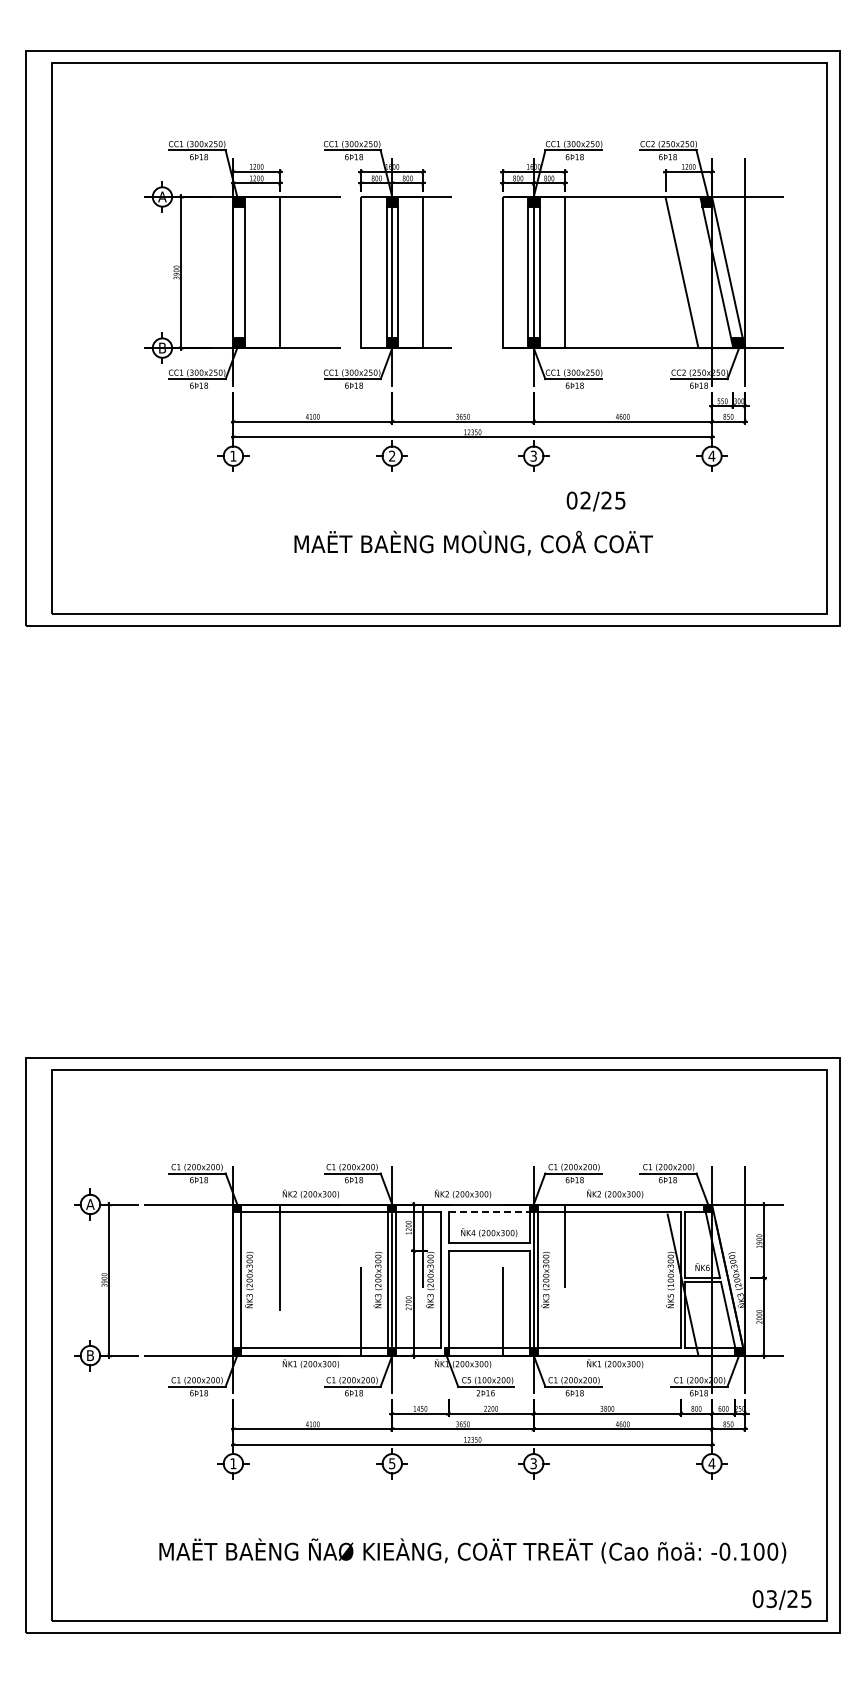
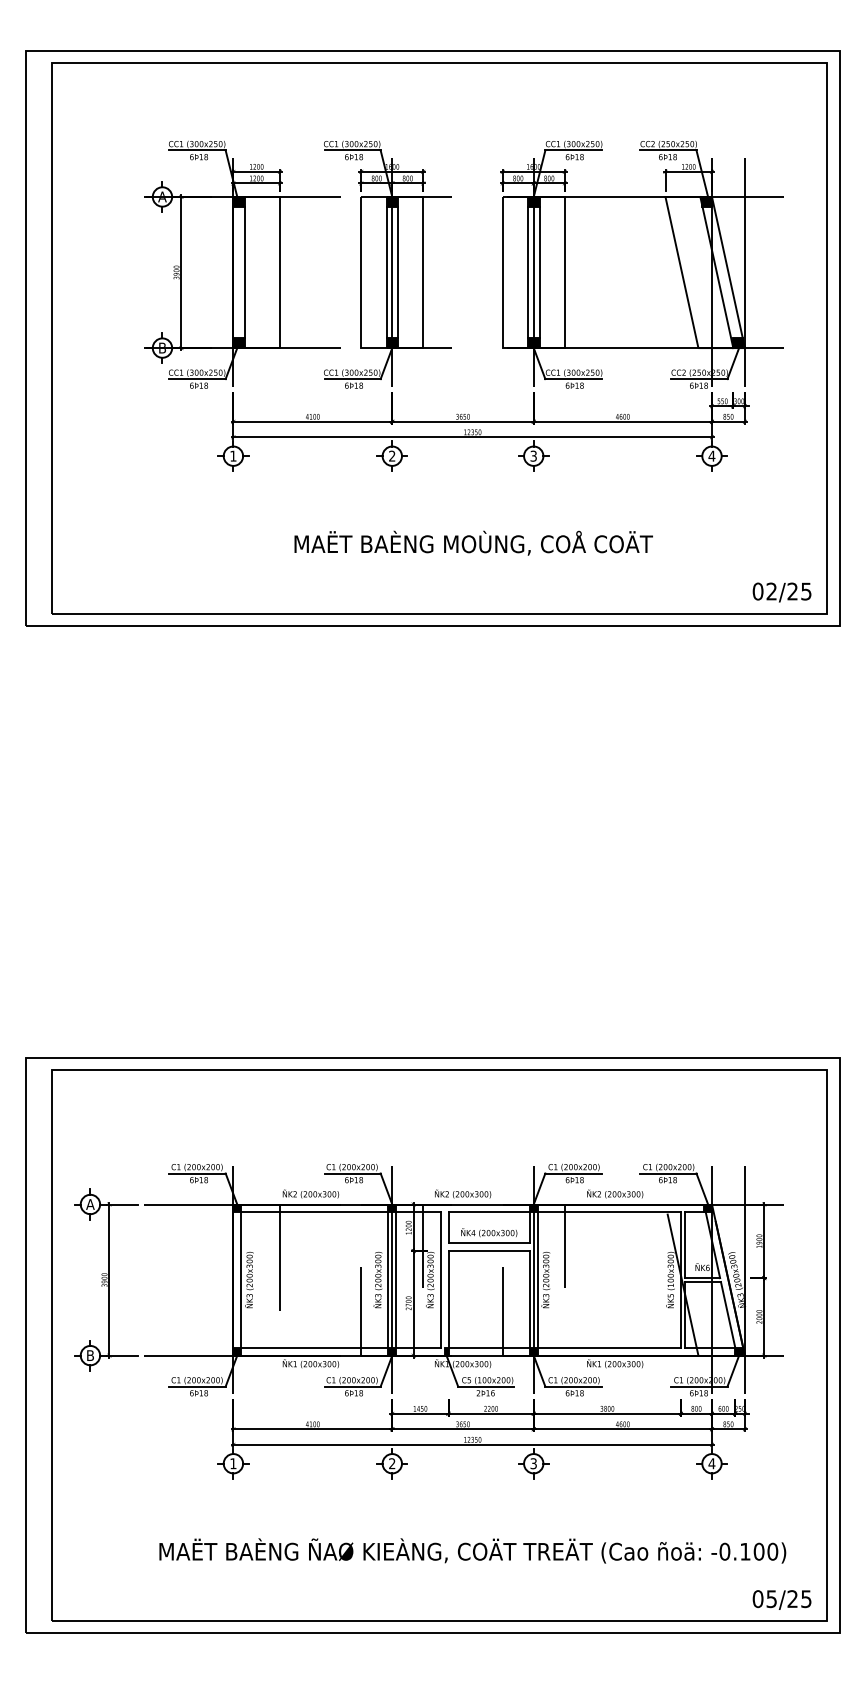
text position: (595, 501) -> (781, 592) (781, 592)
line: dashed -> solid (489, 1212)
text: 5 -> 2 (392, 1463)
text: 03/25 -> 05/25 (771, 1598)
